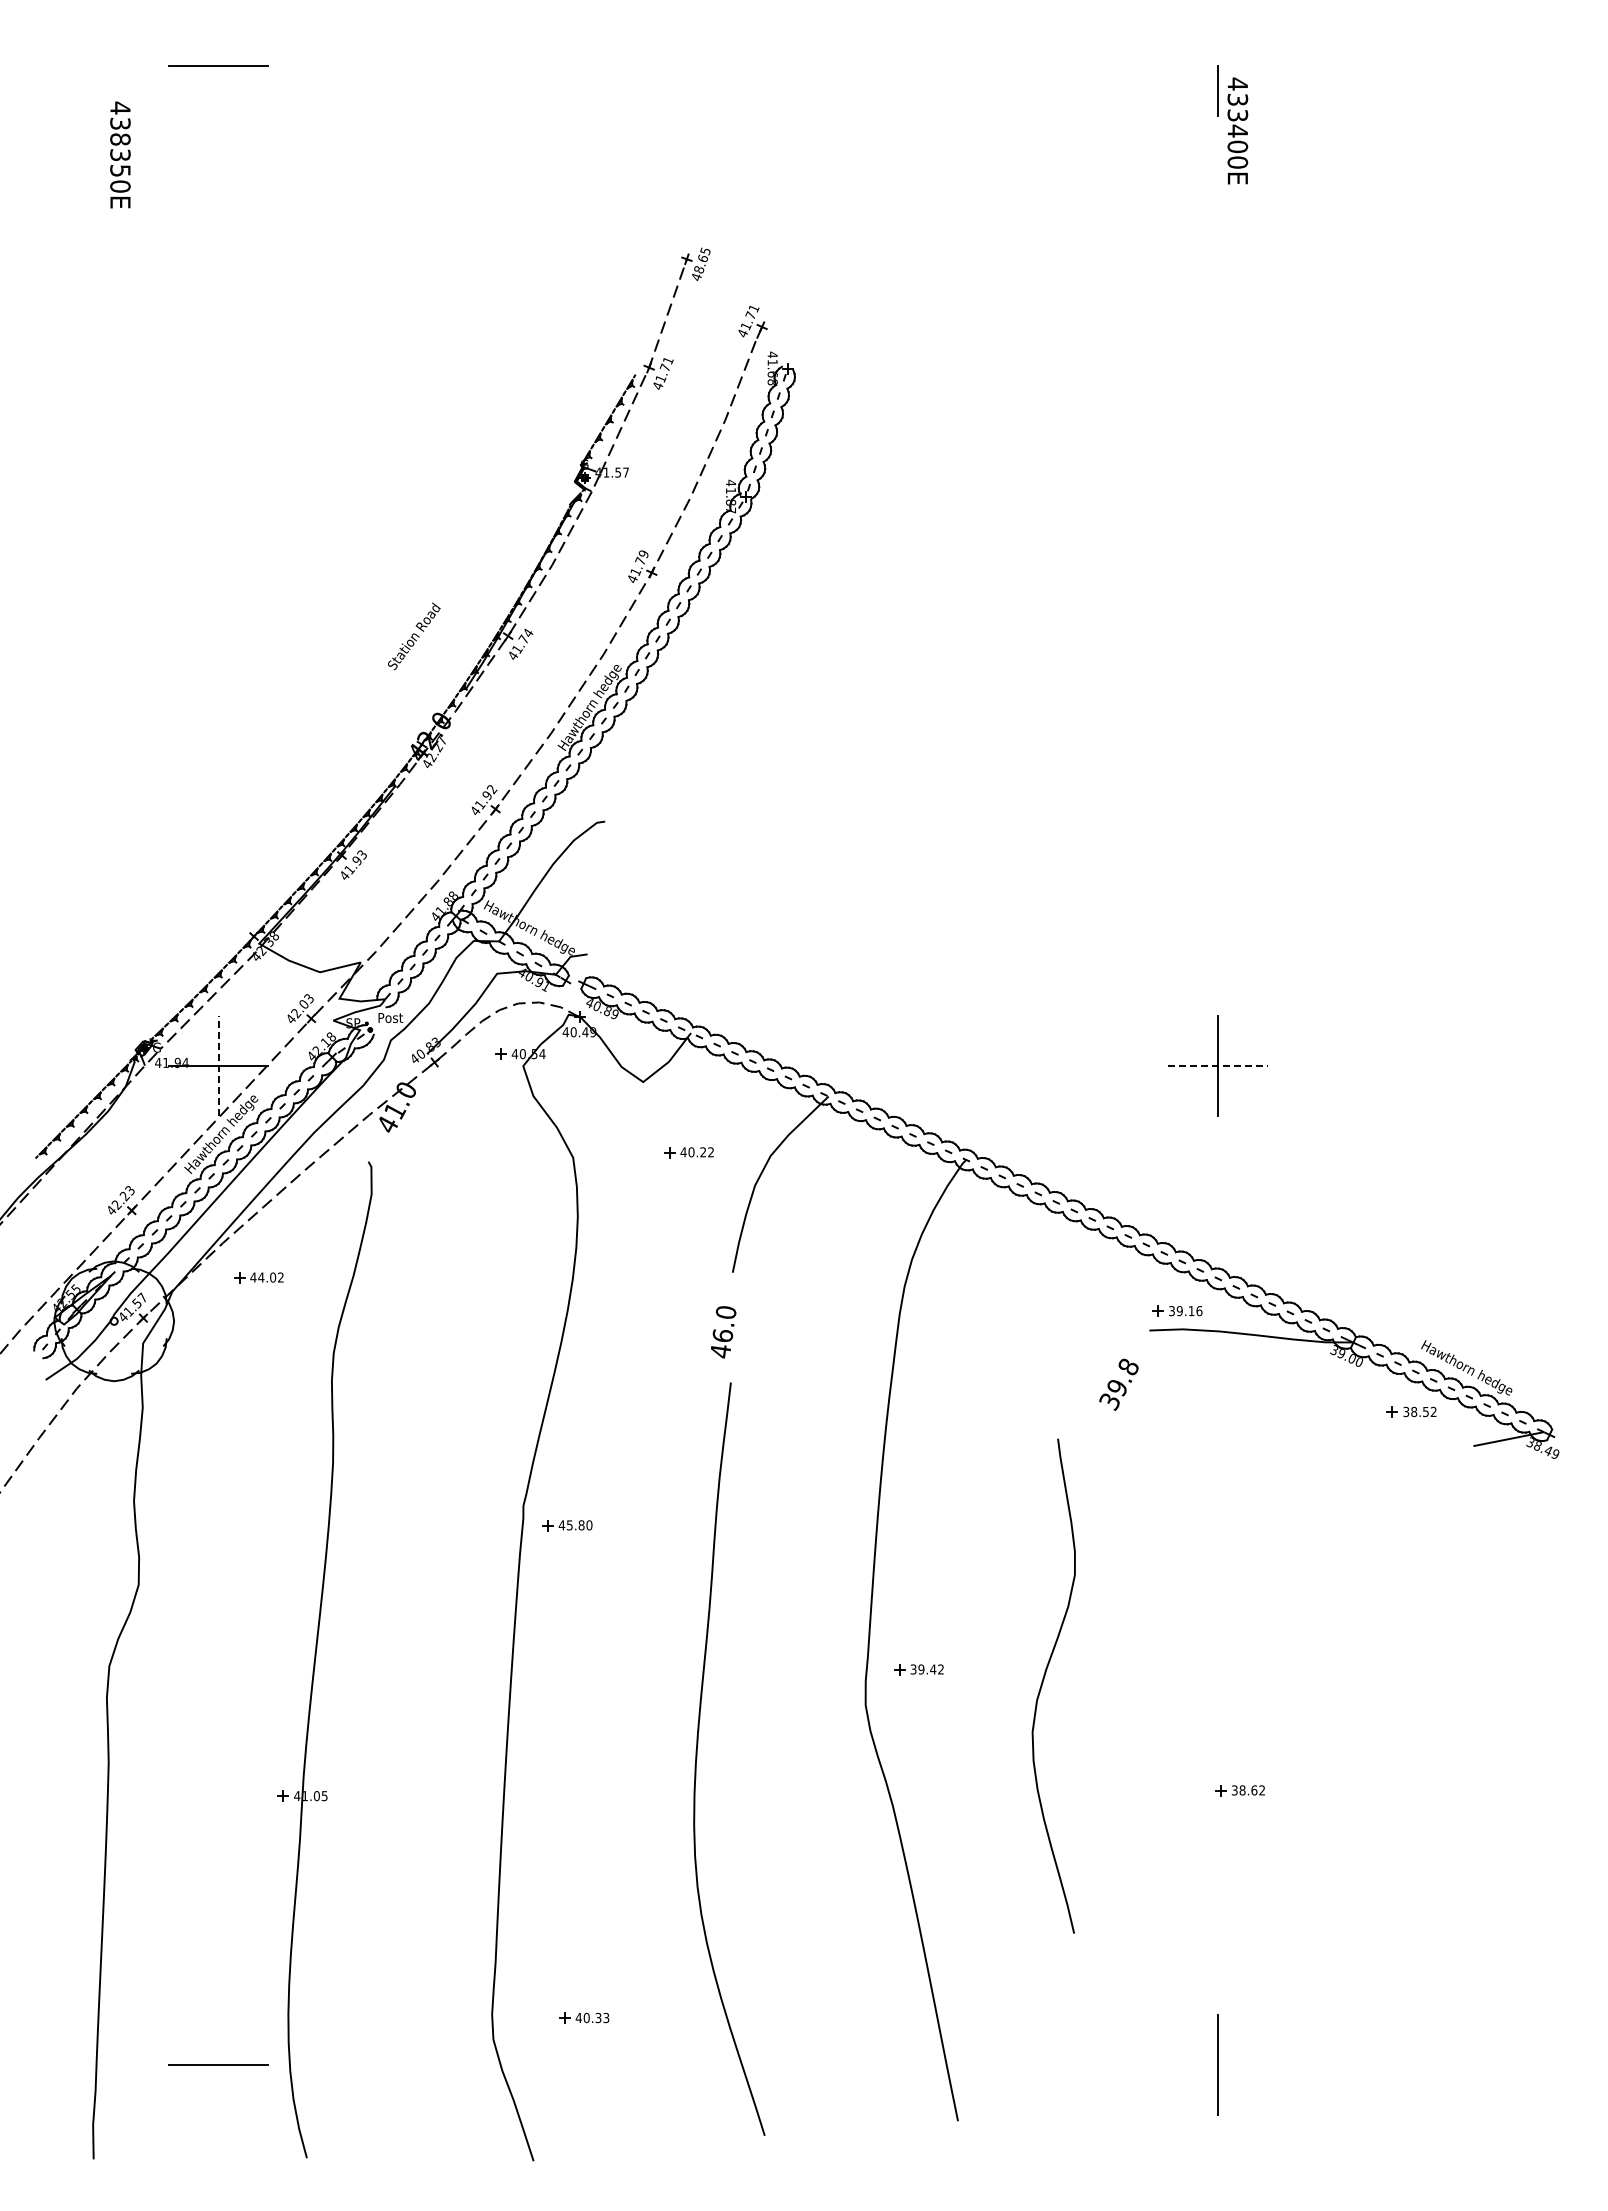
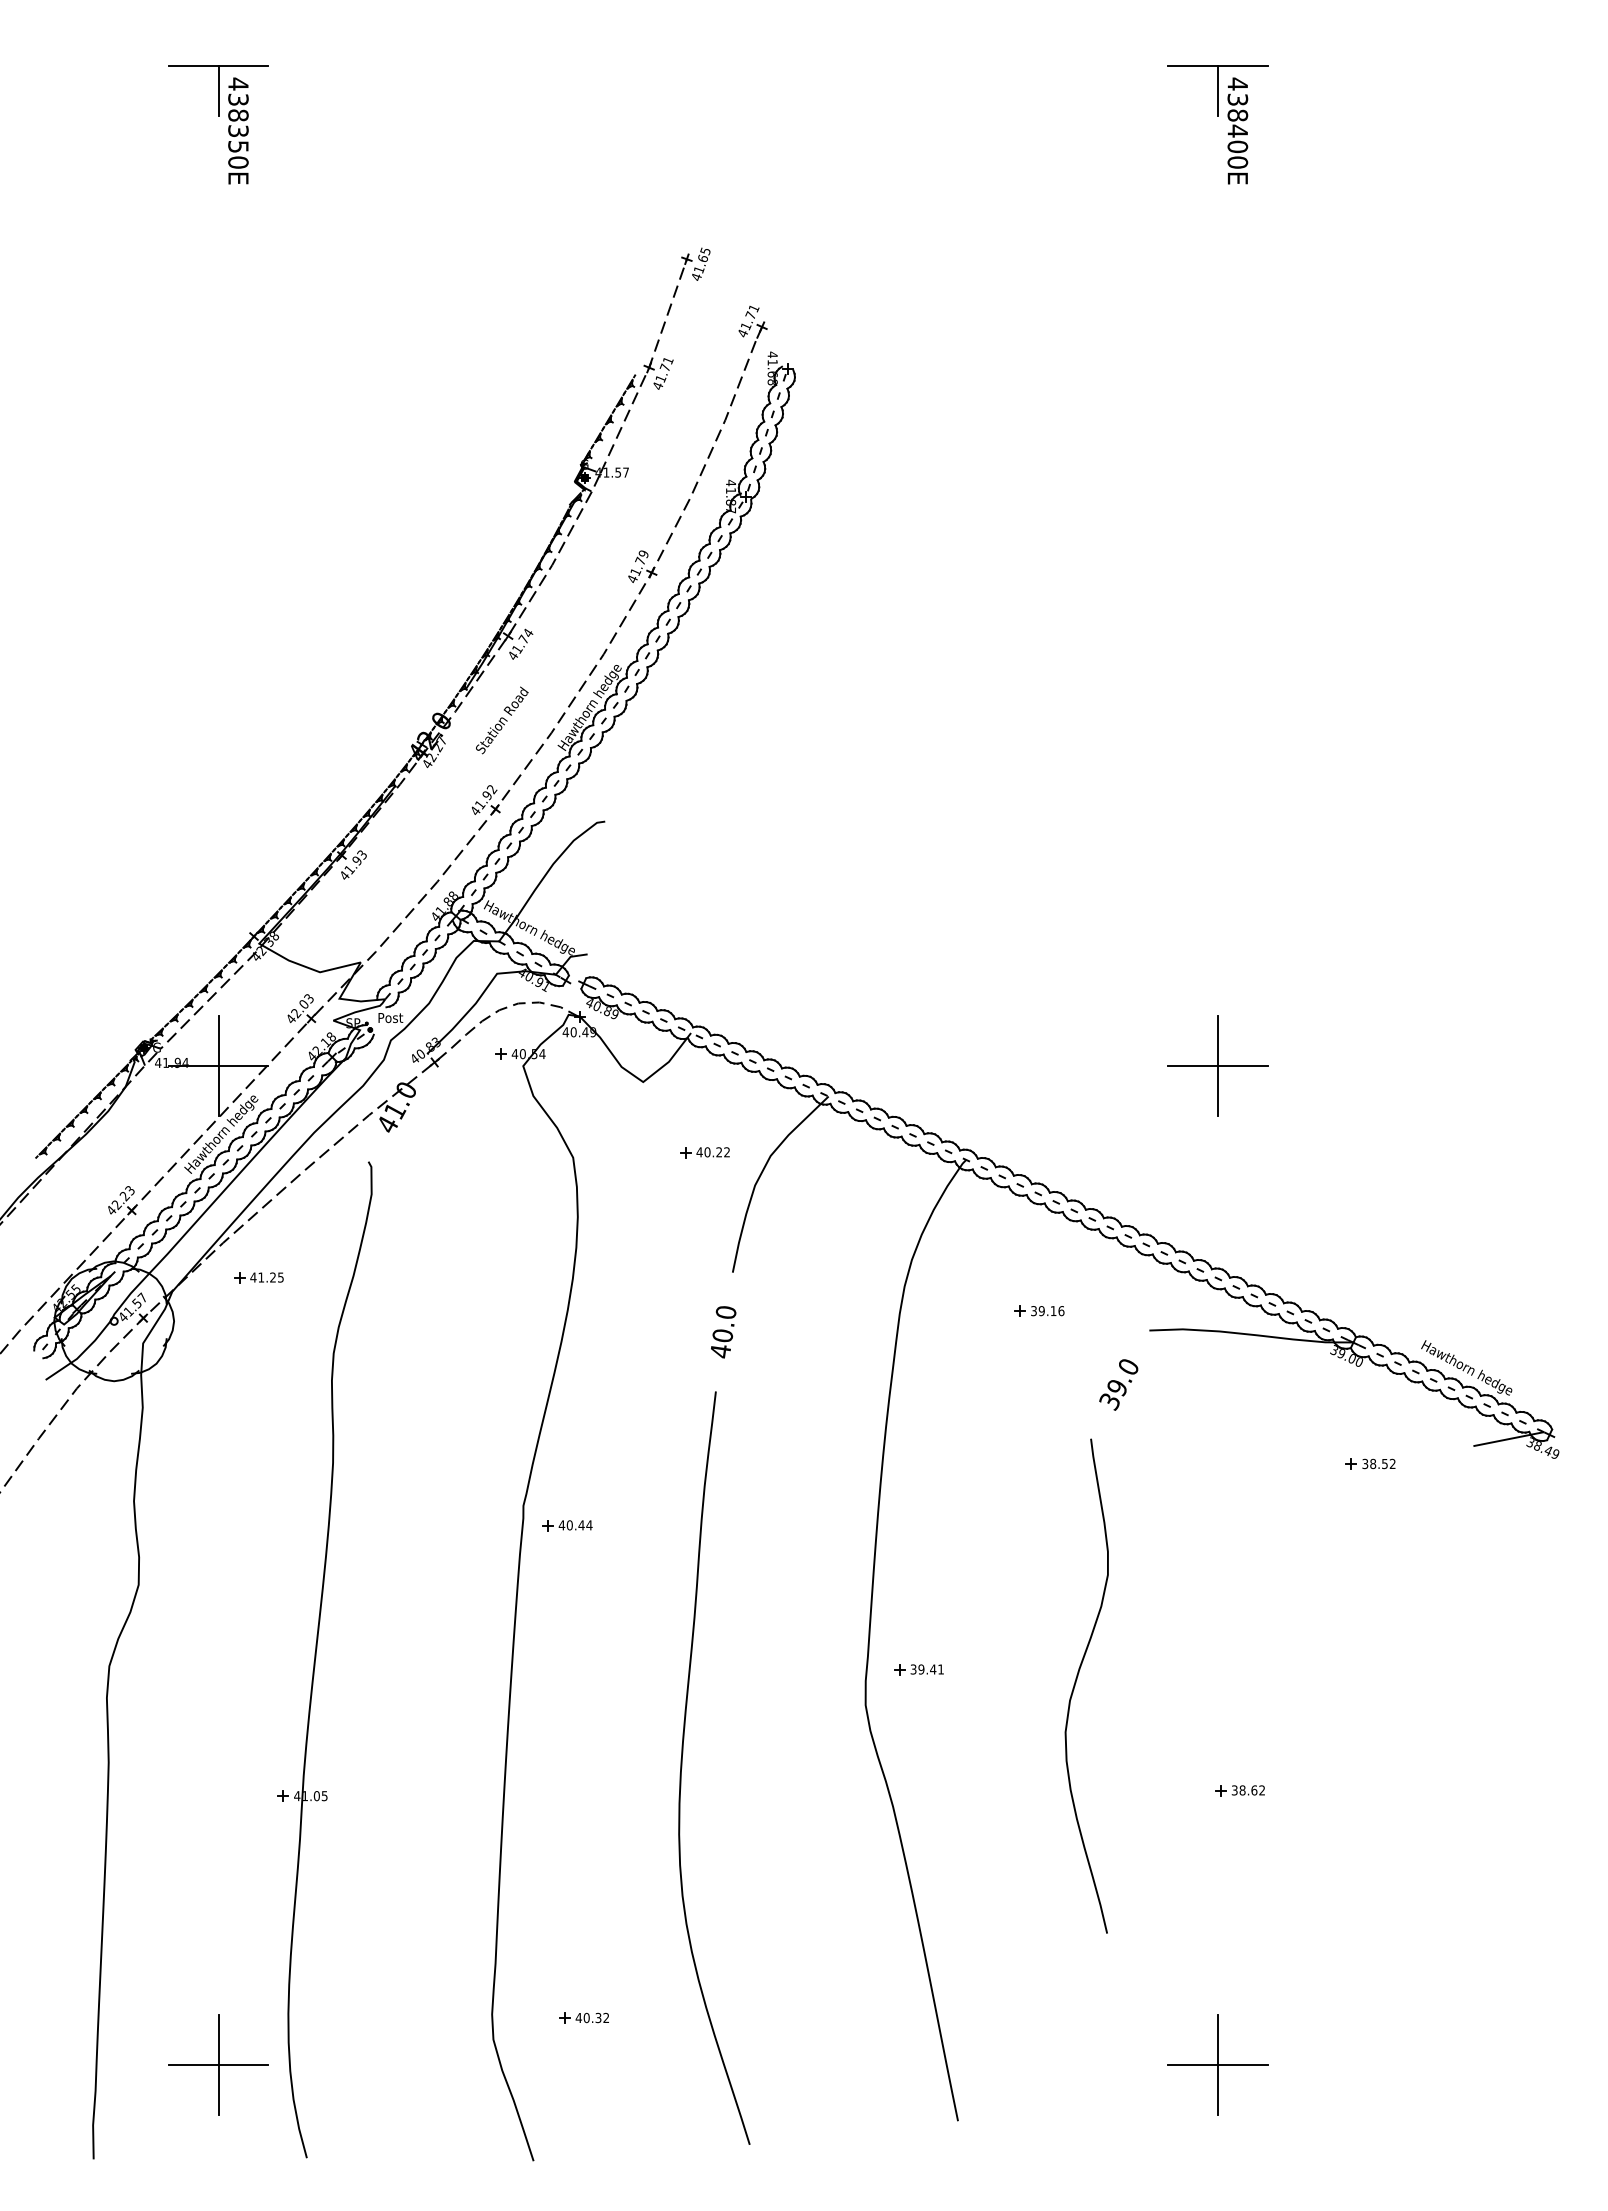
line: none -> present (1217, 66)
line: none -> present (218, 91)
text: 433400E -> 438400E (1237, 115)
text position: (120, 154) -> (238, 130) (238, 130)
text: 48.65 -> 41.65 (699, 269)
text position: (414, 636) -> (502, 720) (502, 720)
line: dashed -> solid (218, 1065)
line: dashed -> solid (1217, 1065)
part position: (688, 1152) -> (704, 1152) (704, 1152)
text: 44.02 -> 41.25 (270, 1277)
part position: (1177, 1310) -> (1039, 1310) (1039, 1310)
text: 46.0 -> 40.0 (722, 1335)
text: 39.8 -> 39.0 (1128, 1366)
part position: (1411, 1411) -> (1370, 1463) (1370, 1463)
text: 45.80 -> 40.44 (579, 1525)
text: 39.42 -> 39.41 (940, 1669)
curve position: (1043, 1683) -> (1076, 1683) (1076, 1683)
curve position: (697, 1758) -> (682, 1767) (682, 1767)
text: 40.33 -> 40.32 (606, 2018)
line: none -> present (218, 2065)
line: none -> present (1217, 2065)
